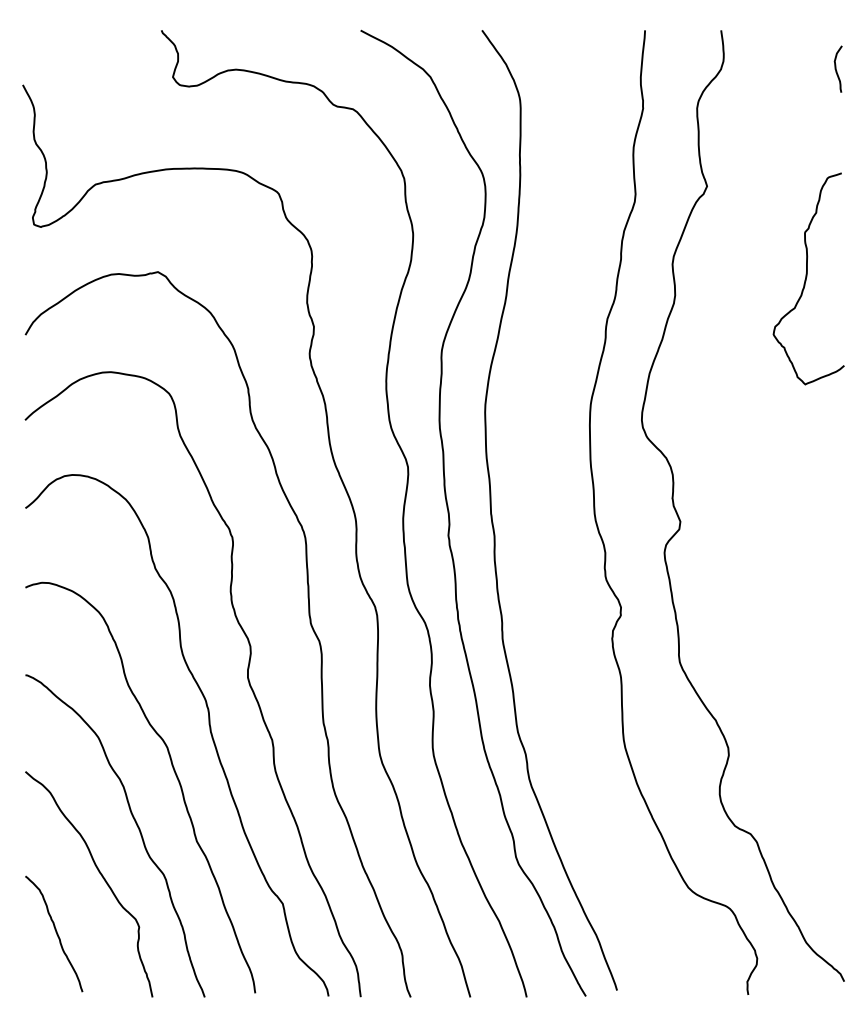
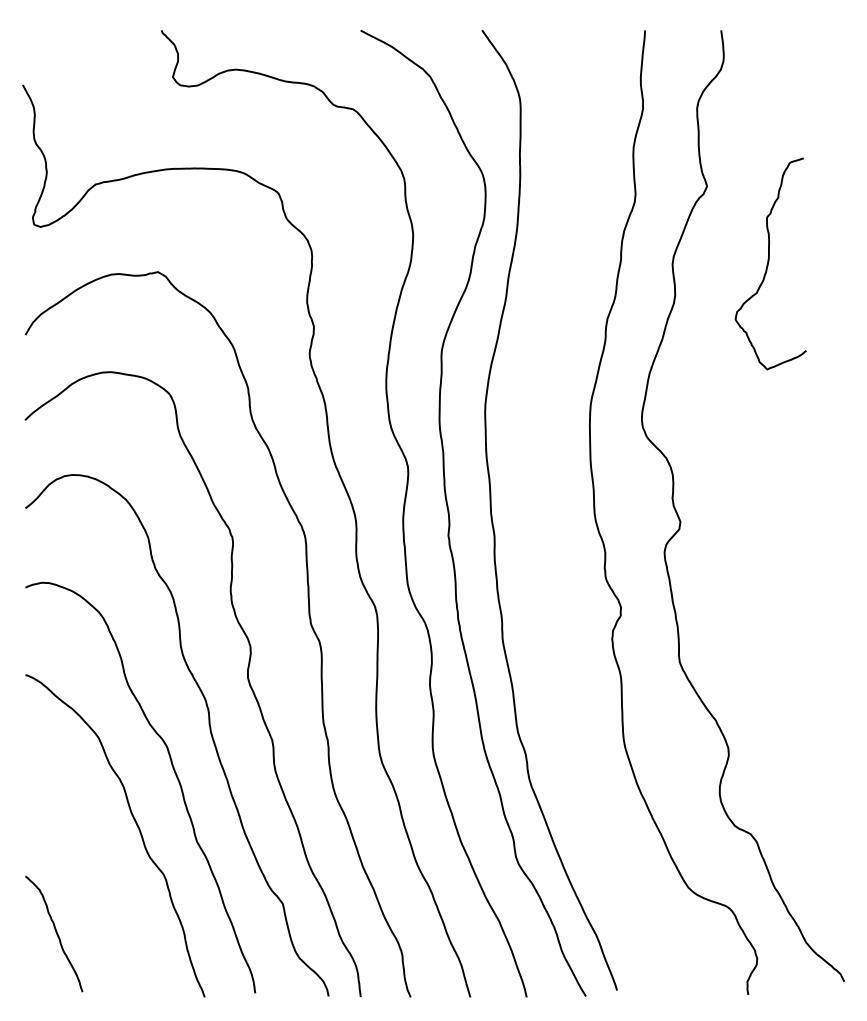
curve: present -> none (836, 68)
curve position: (807, 277) -> (769, 262) (769, 262)
curve: present -> none (102, 878)
